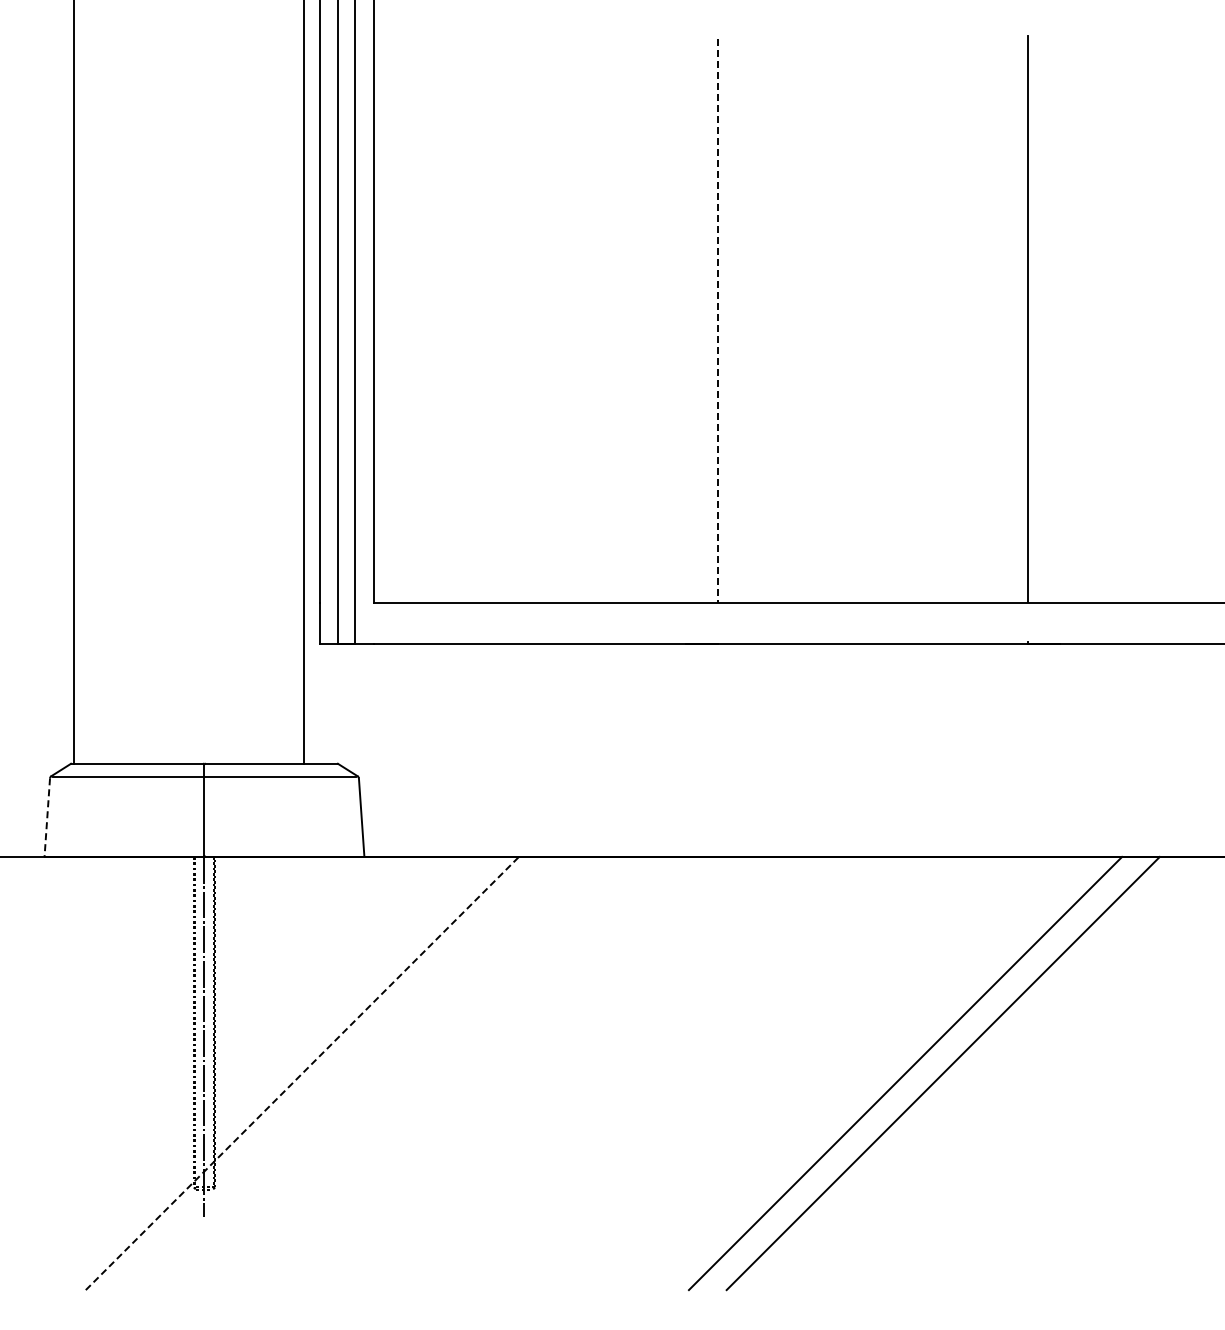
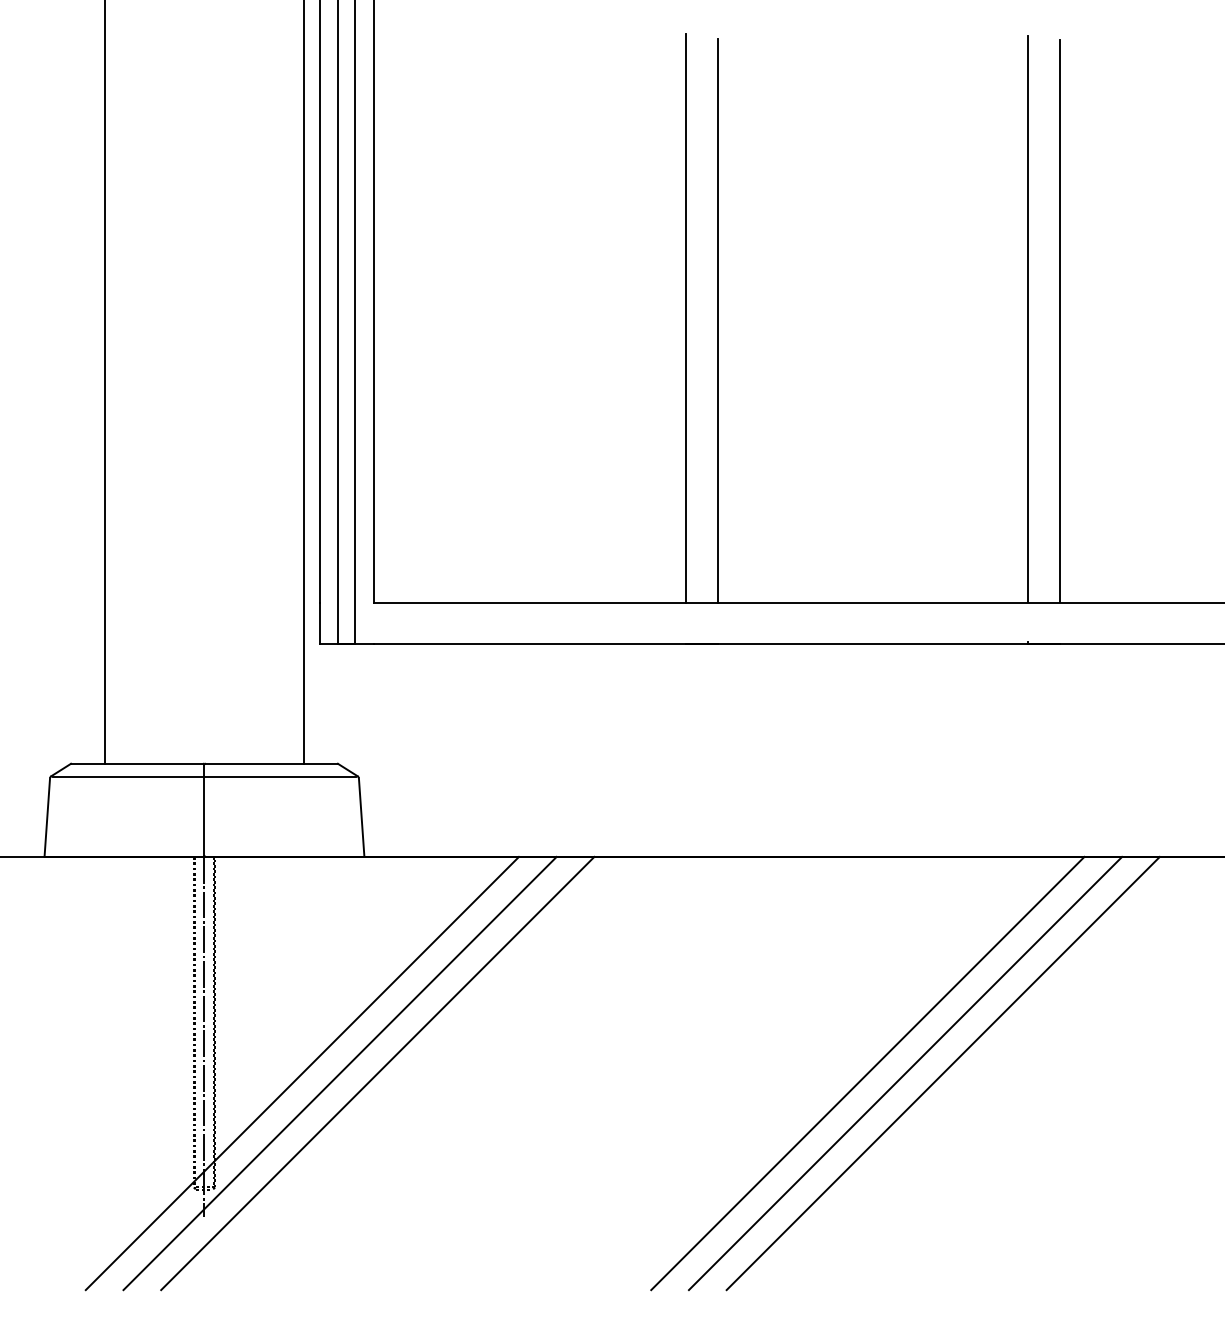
line: none -> present (685, 317)
line: none -> present (1059, 320)
line: dashed -> solid (717, 321)
line position: (73, 382) -> (104, 382) (104, 382)
line: dashed -> solid (47, 818)
line: dashed -> solid (302, 1073)
line: none -> present (339, 1073)
line: none -> present (377, 1073)
line: none -> present (867, 1073)
